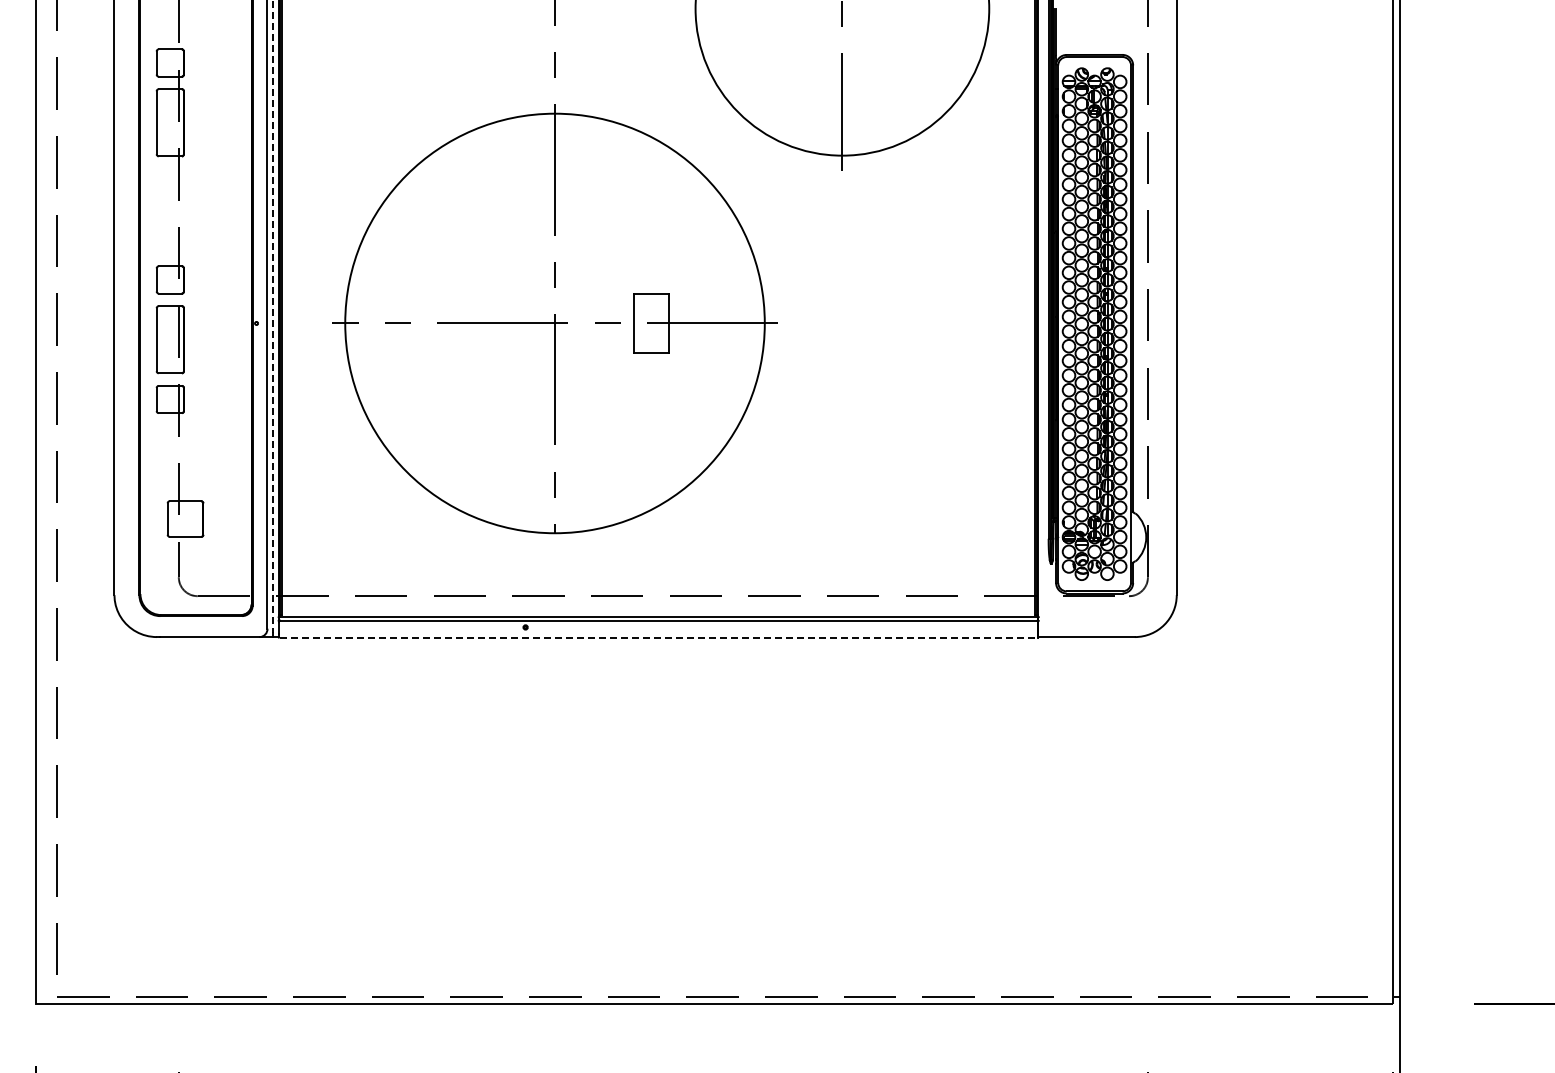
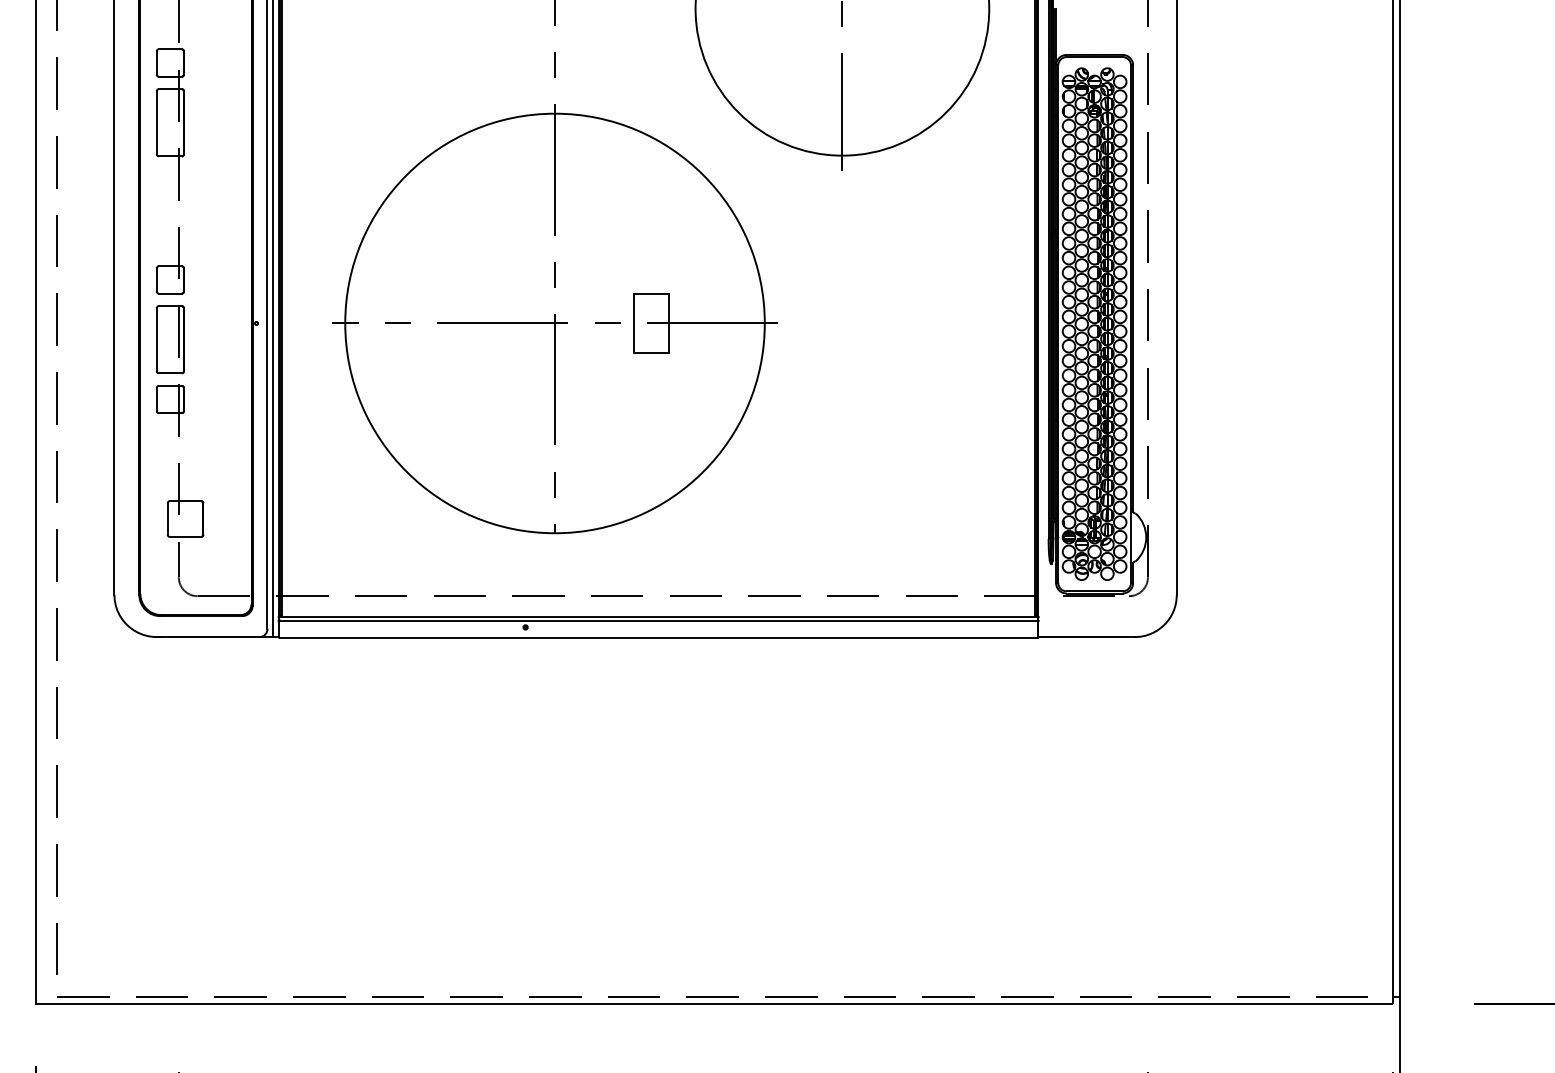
line: dashed -> solid (273, 317)
line: dashed -> solid (659, 637)
